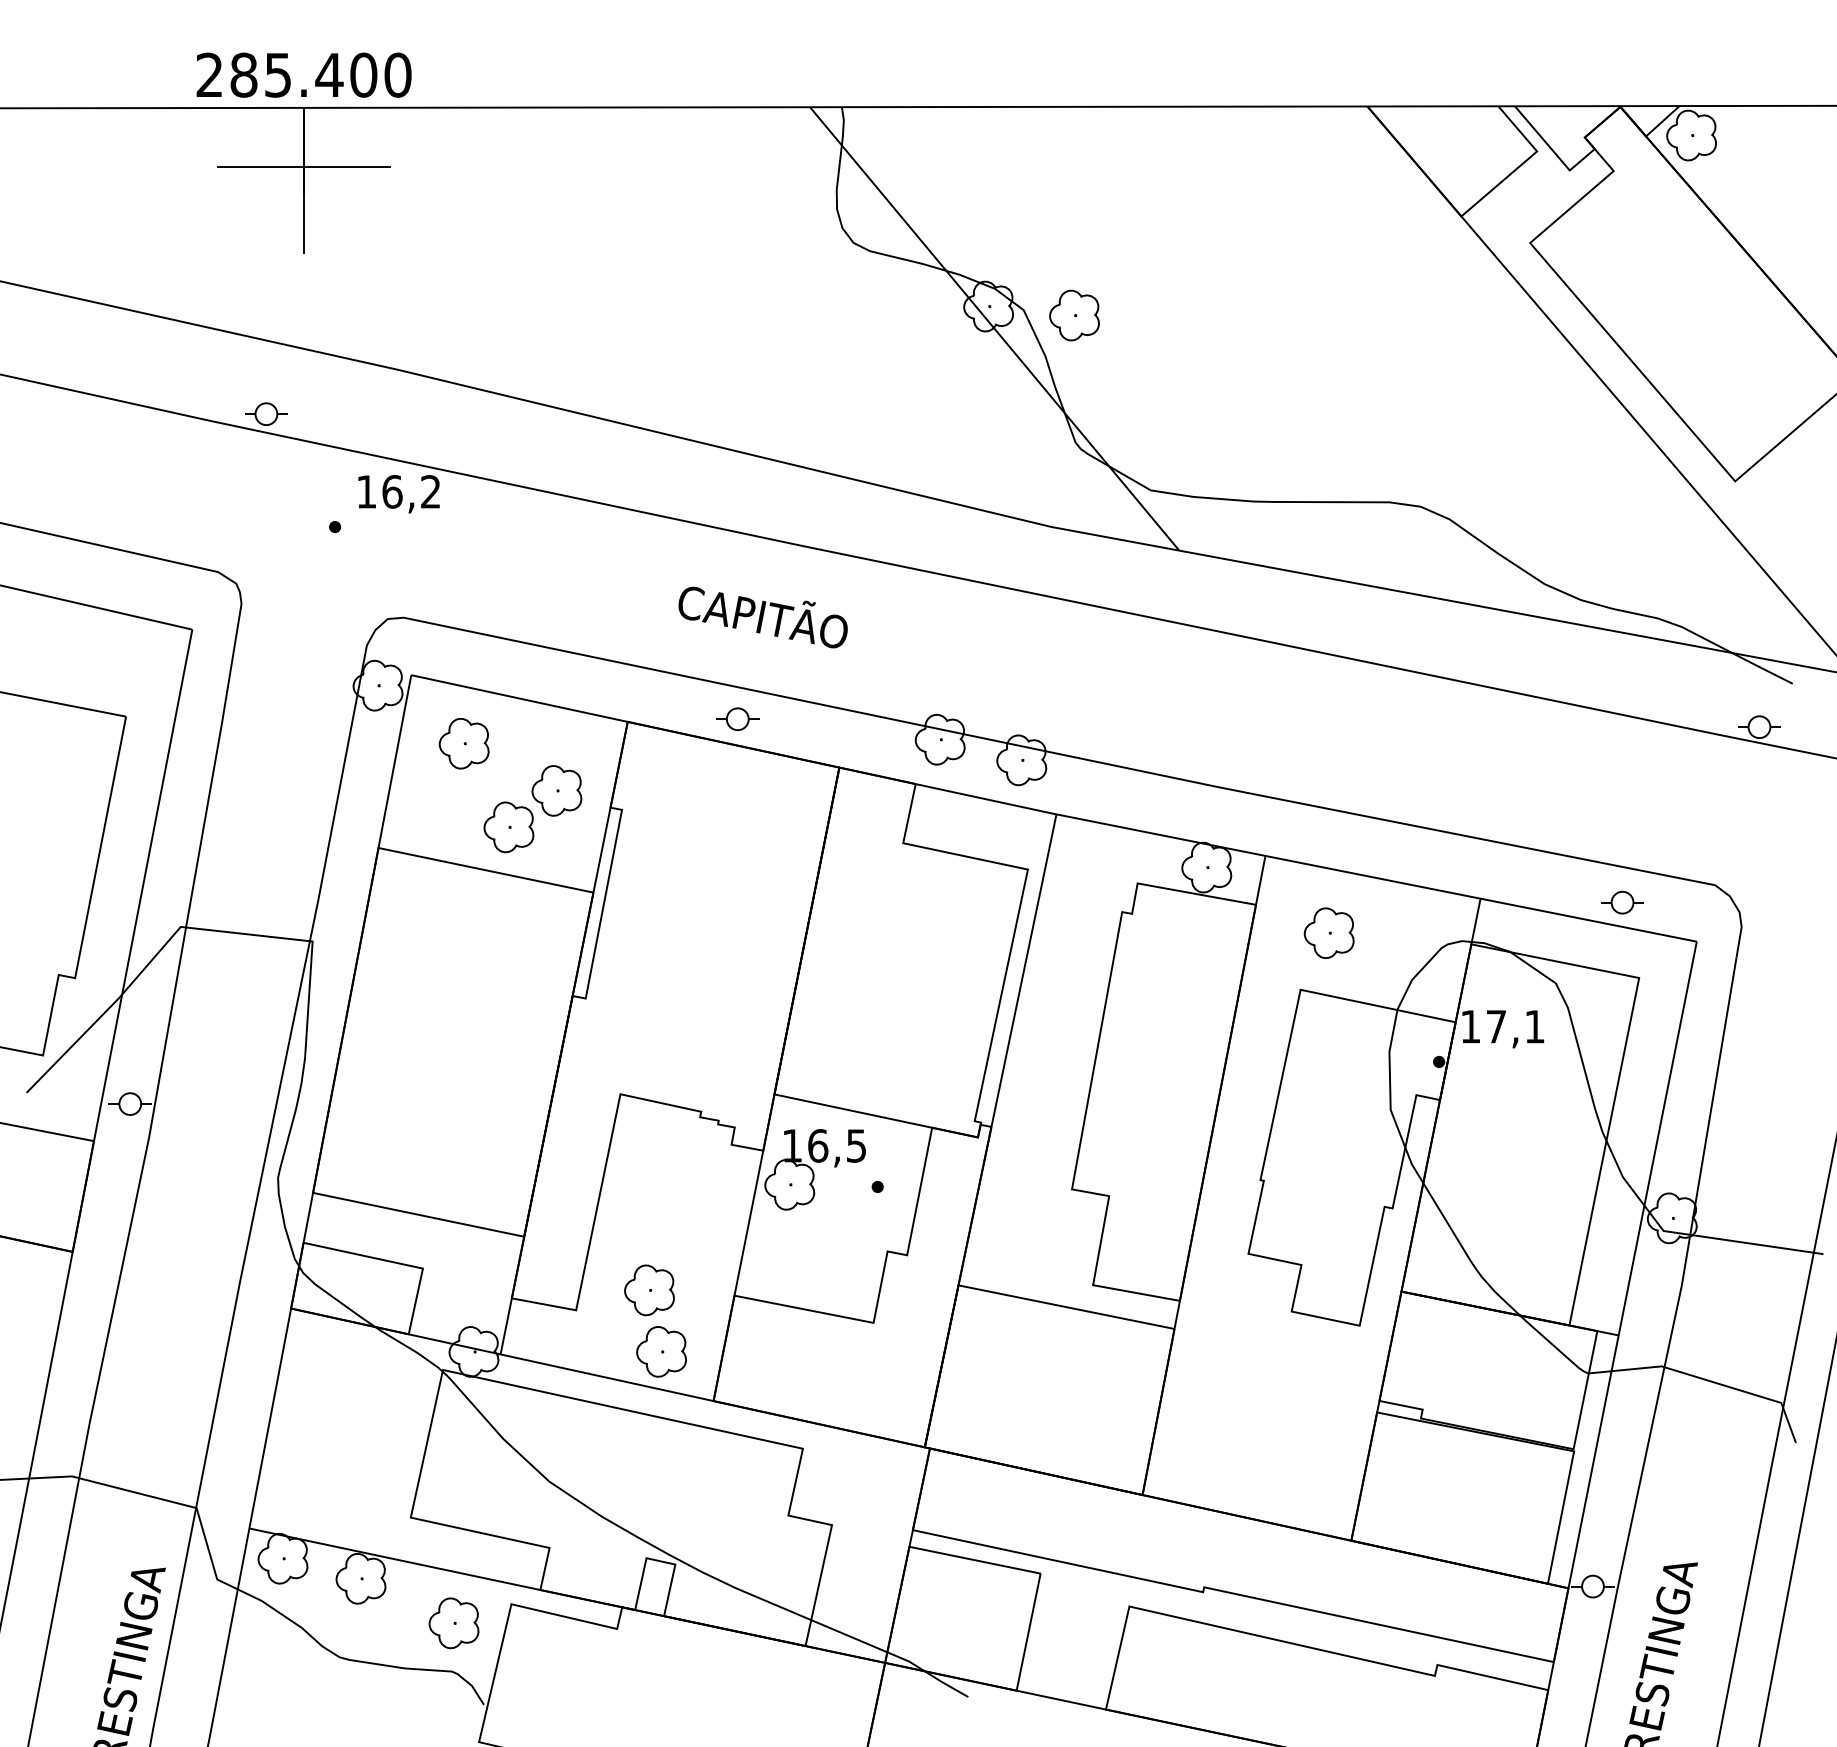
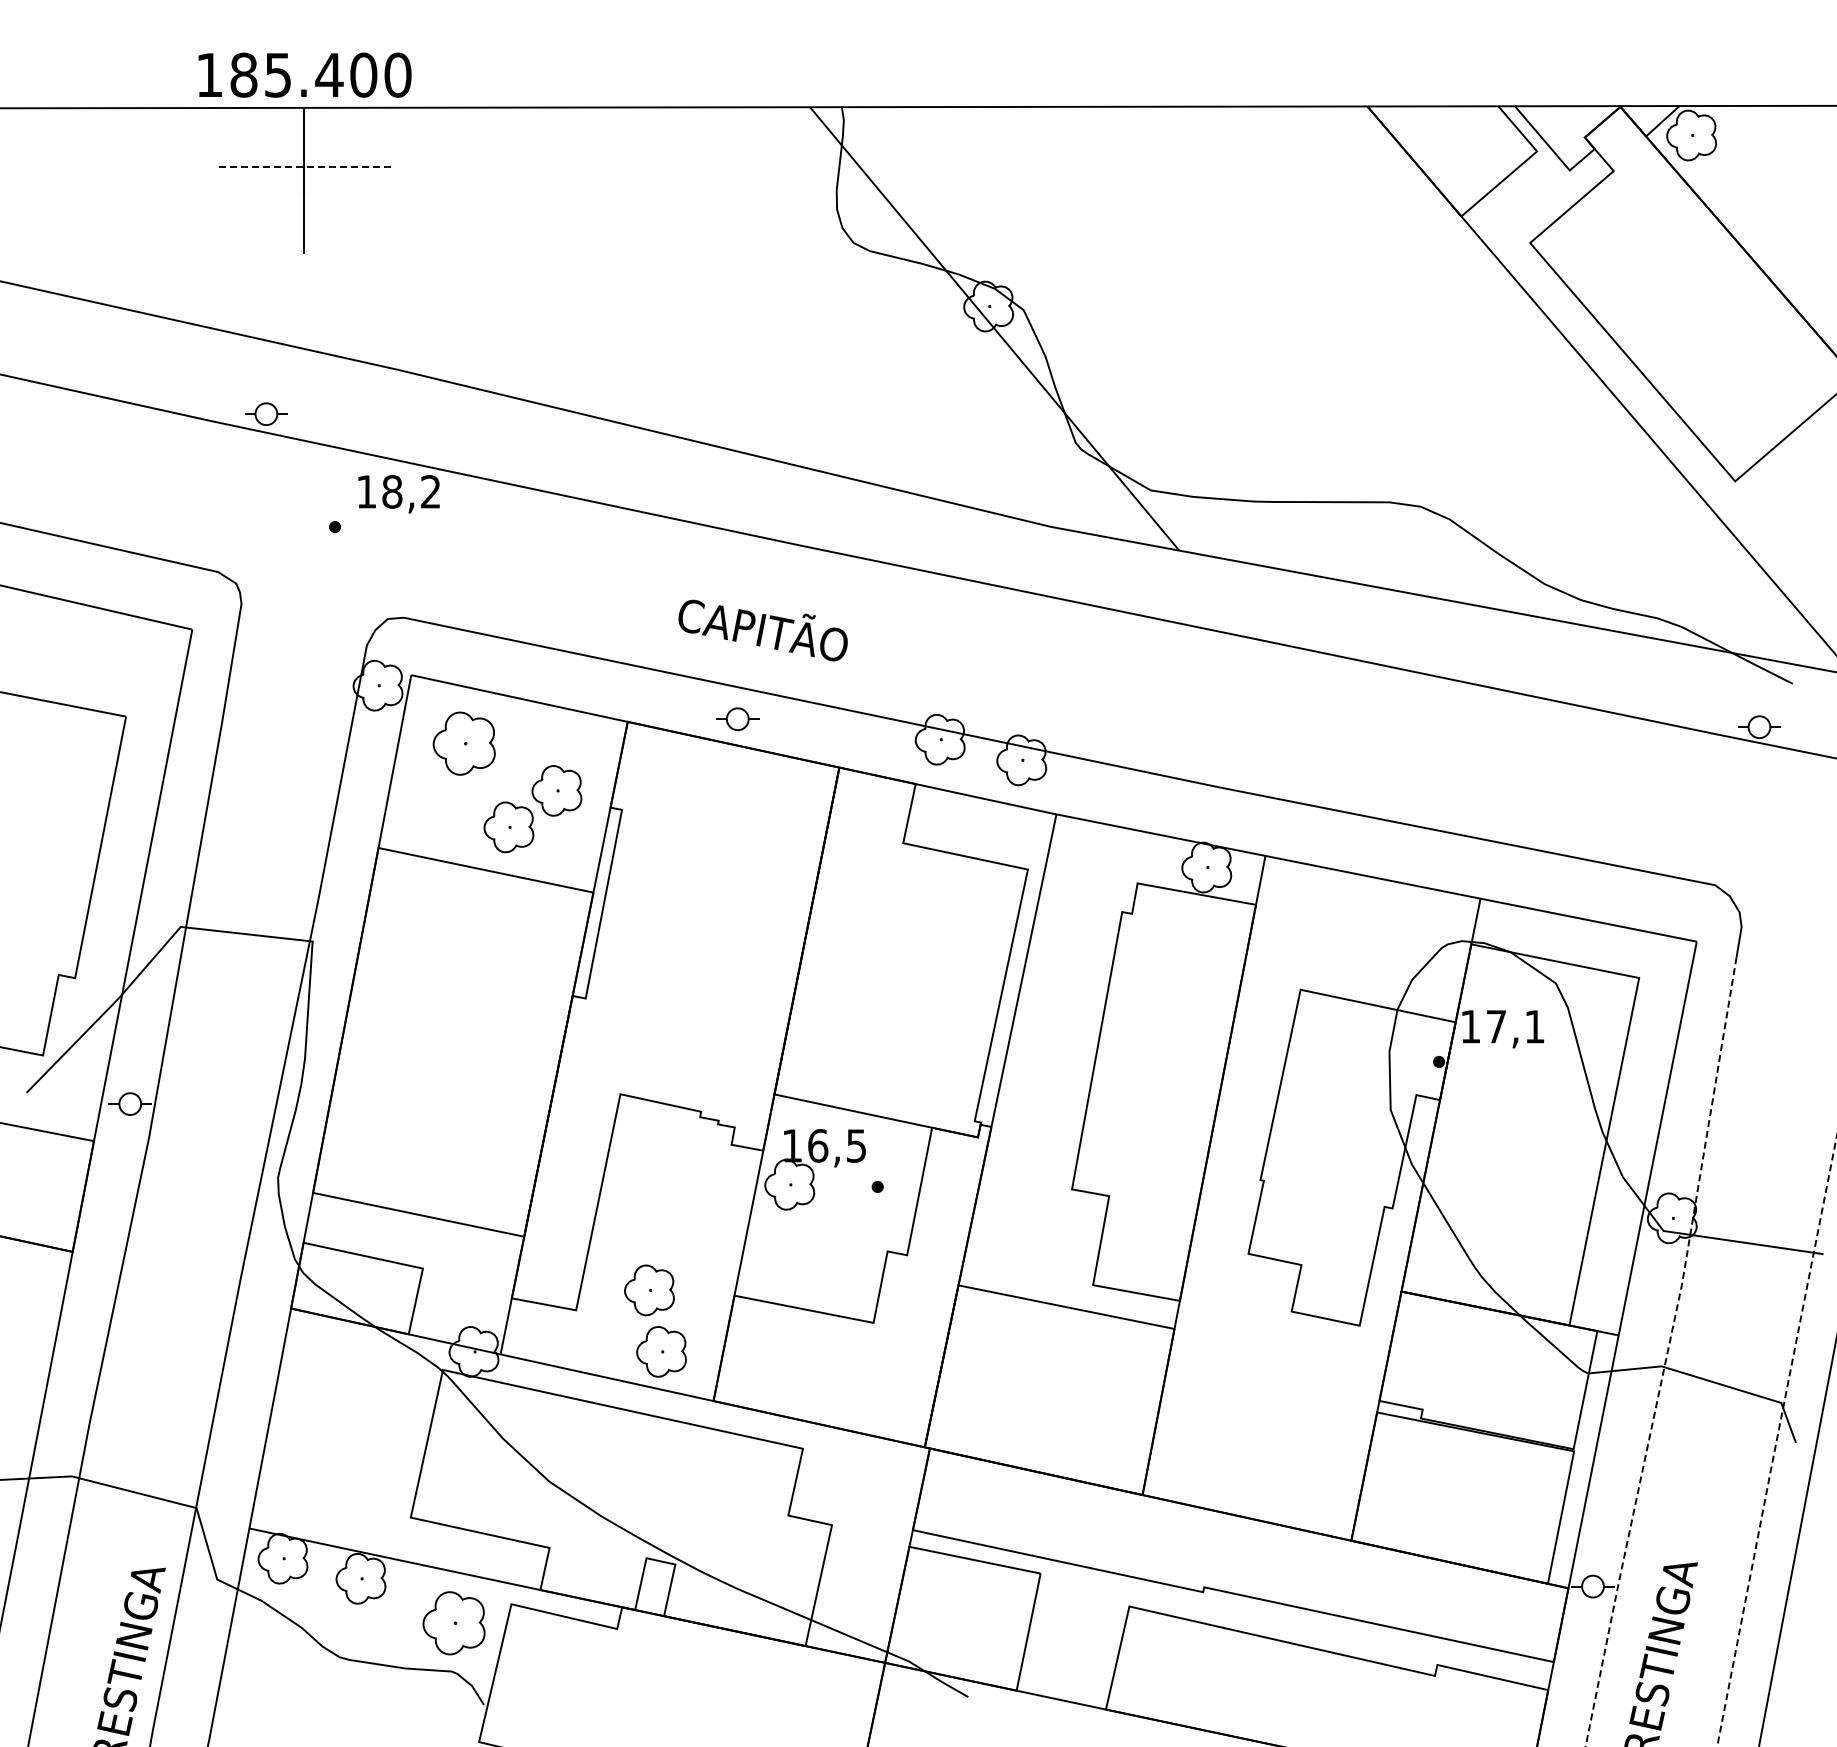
text: 285.400 -> 185.400 (208, 74)
line: solid -> dashed (303, 166)
part: present -> none (1074, 315)
text: 16,2 -> 18,2 (392, 491)
text position: (762, 617) -> (762, 630) (762, 630)
part size: 52x52 px -> 64x65 px (463, 743)
part: present -> none (1622, 902)
part: present -> none (1328, 932)
line: solid -> dashed (1667, 1353)
line: solid -> dashed (1776, 1441)
part size: 52x53 px -> 64x65 px (453, 1623)
